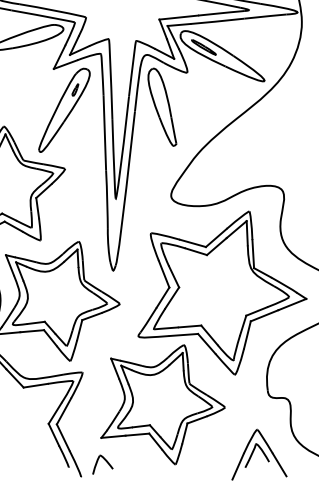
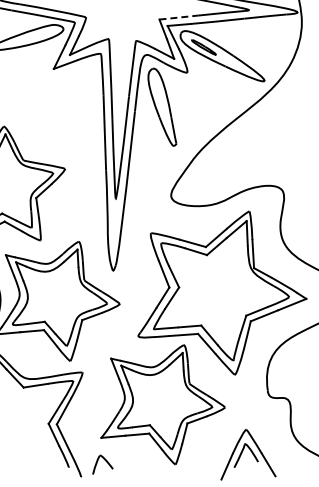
line: solid -> dashed (179, 17)
part: present -> none (64, 109)
part position: (259, 454) -> (248, 454) (248, 454)
